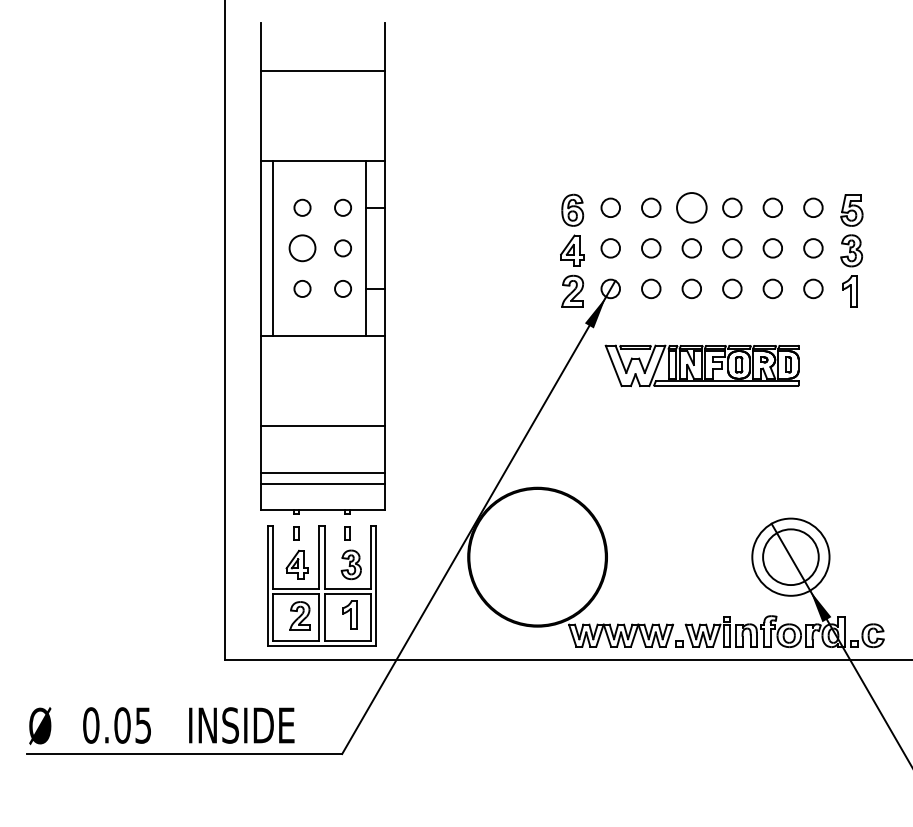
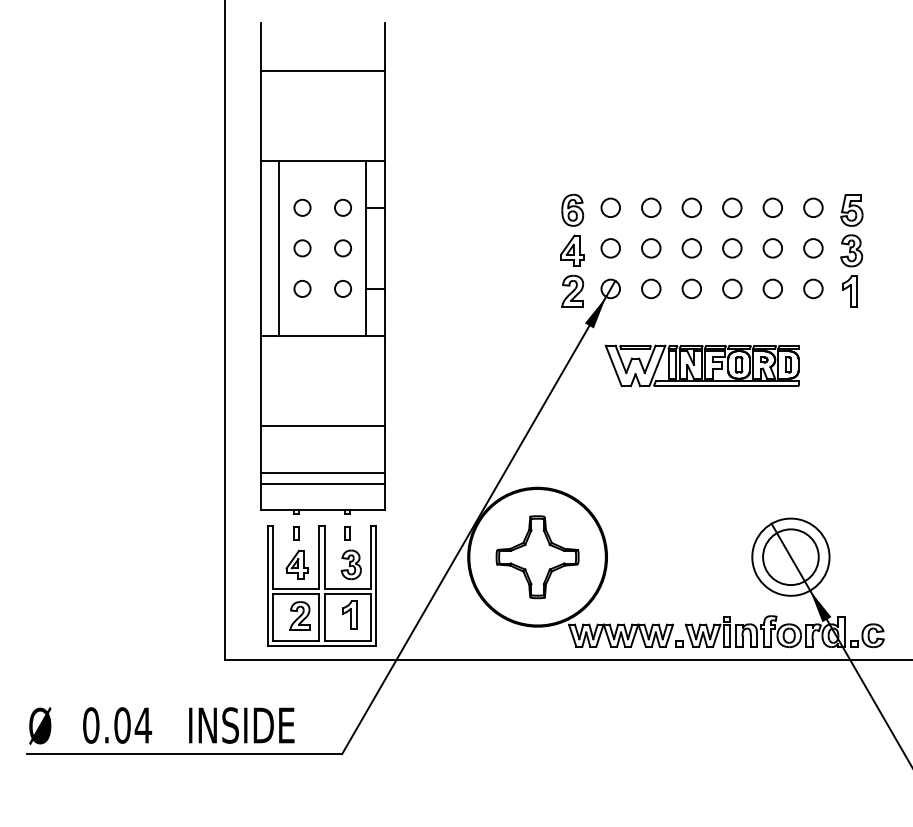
circle diameter: 30 px -> 19 px (691, 207)
line position: (273, 248) -> (279, 248) (279, 248)
circle size: 29x29 px -> 19x19 px (302, 248)
part: none -> present (537, 557)
text: 0.05 -> 0.04 (143, 725)
